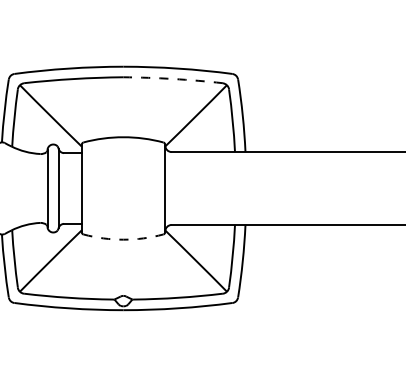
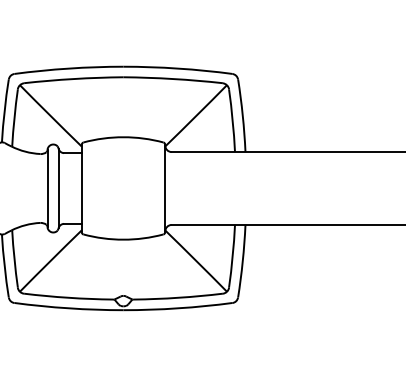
arc: dashed -> solid (173, 79)
arc: dashed -> solid (123, 239)
